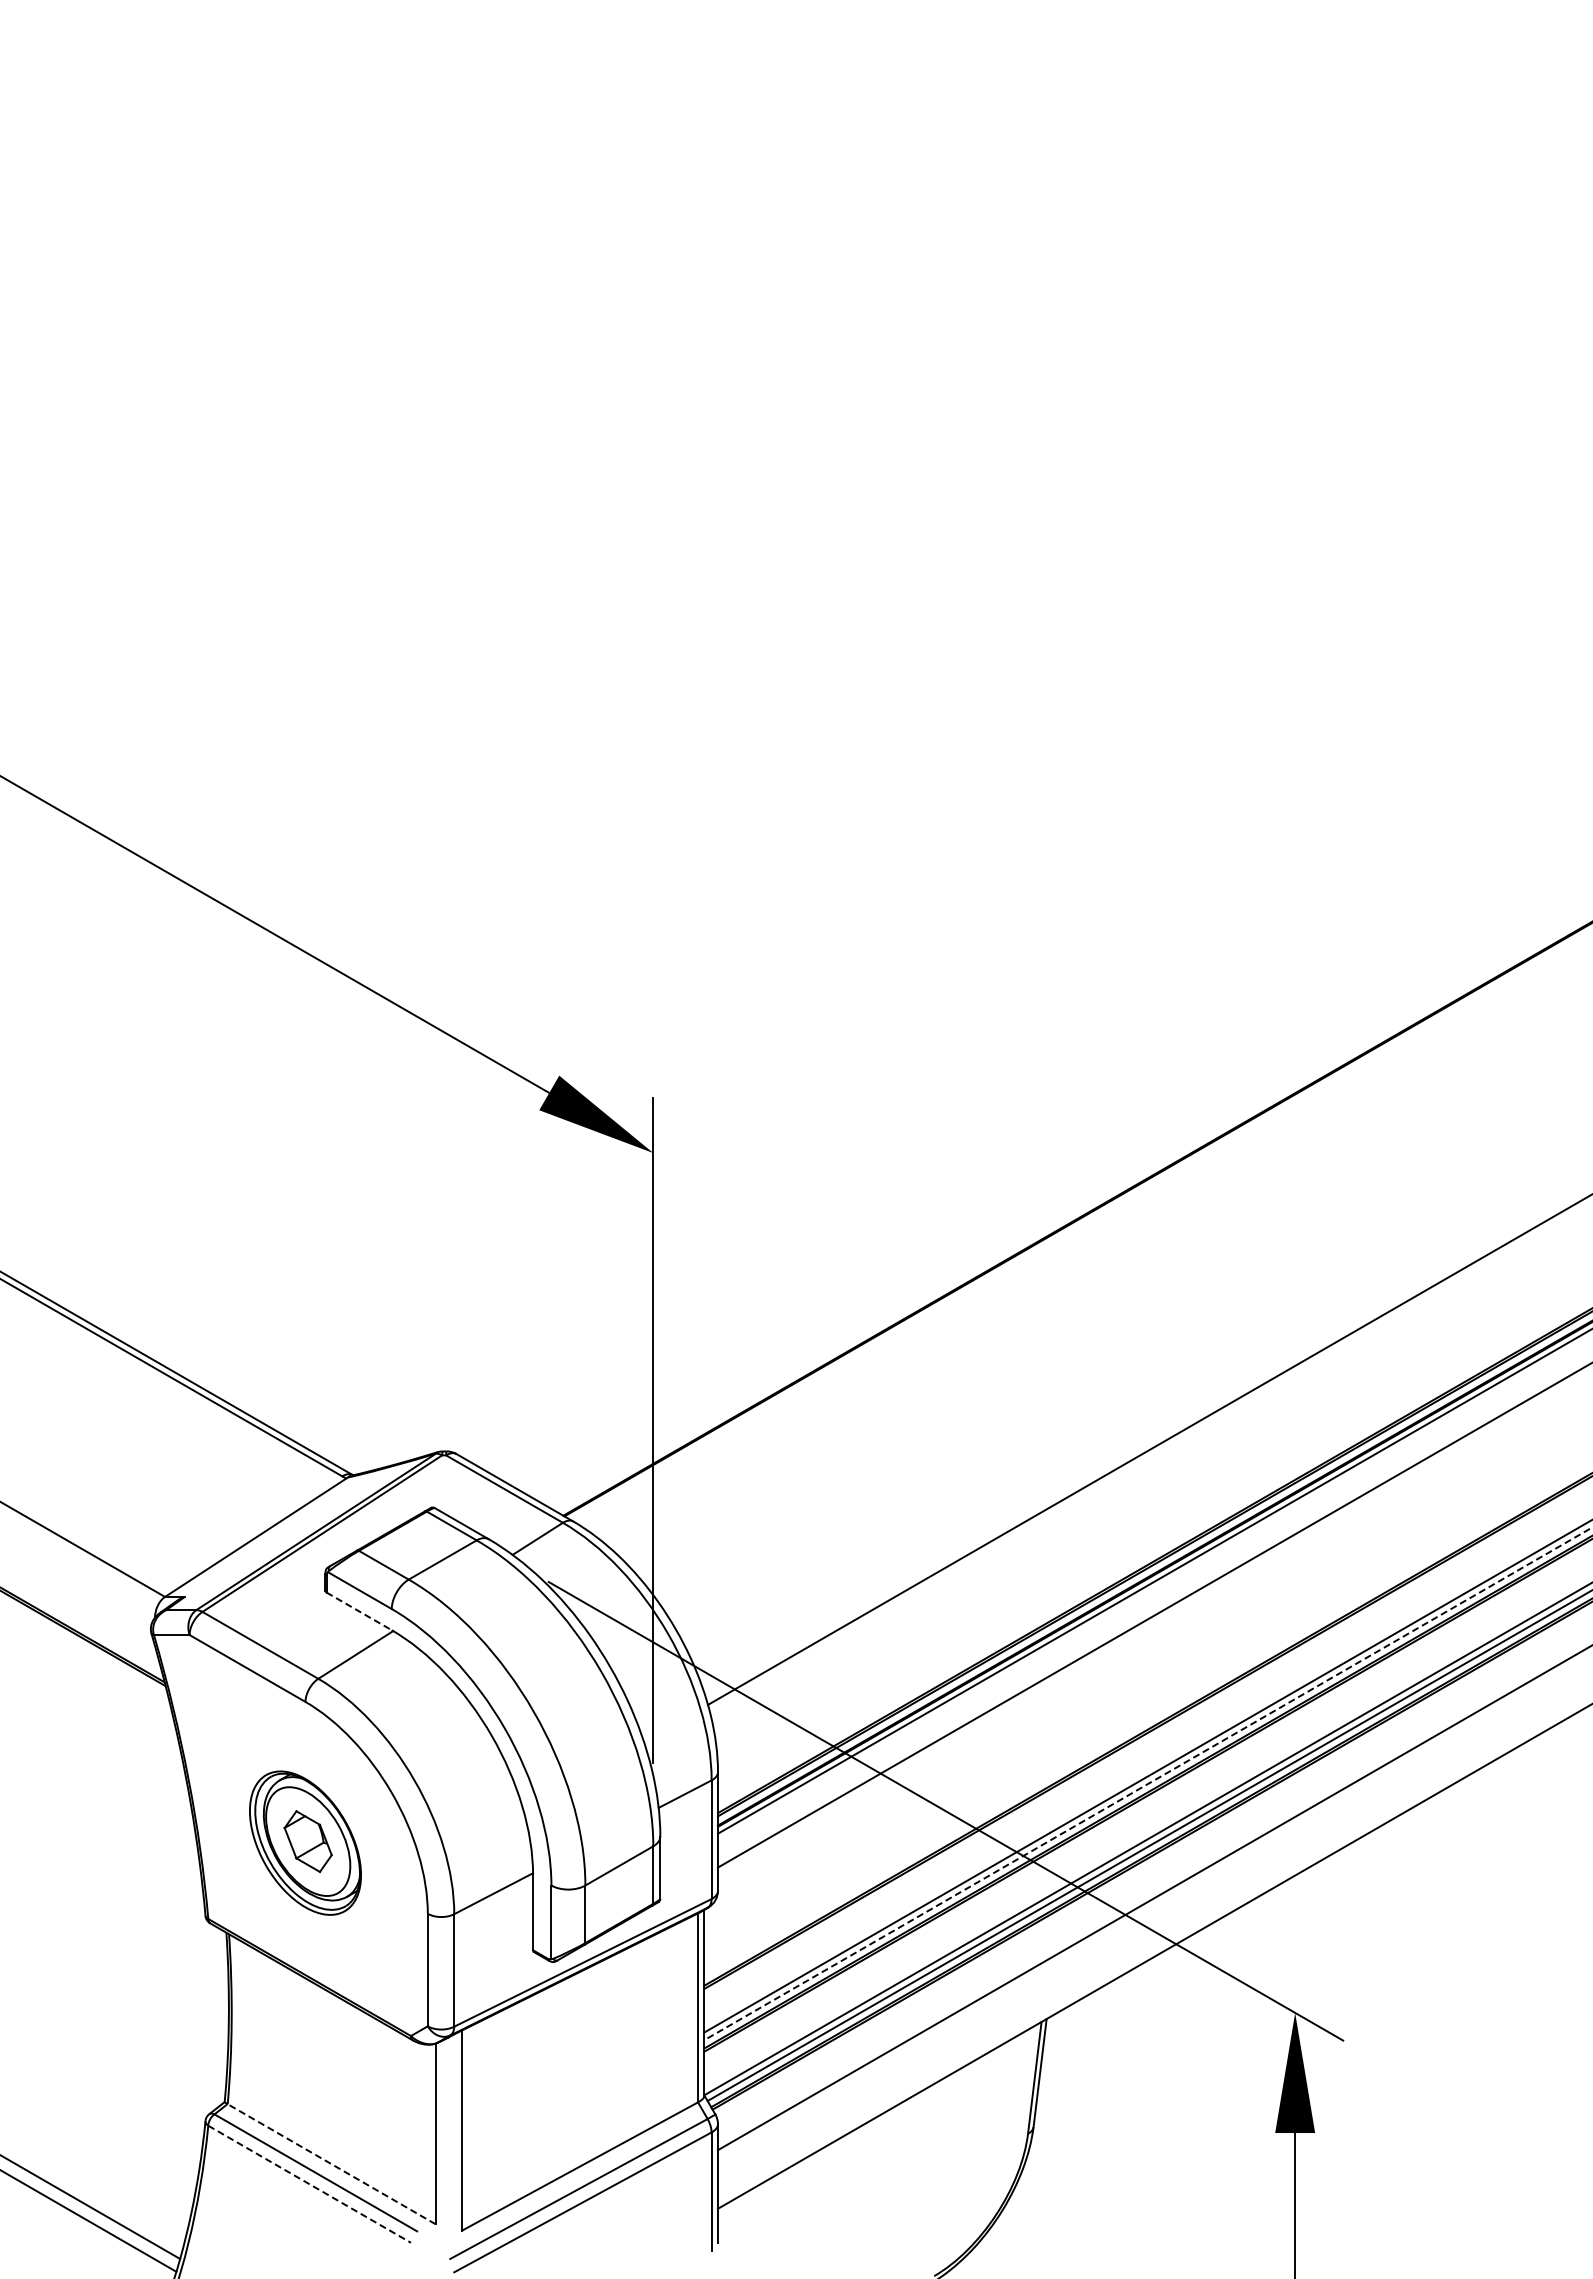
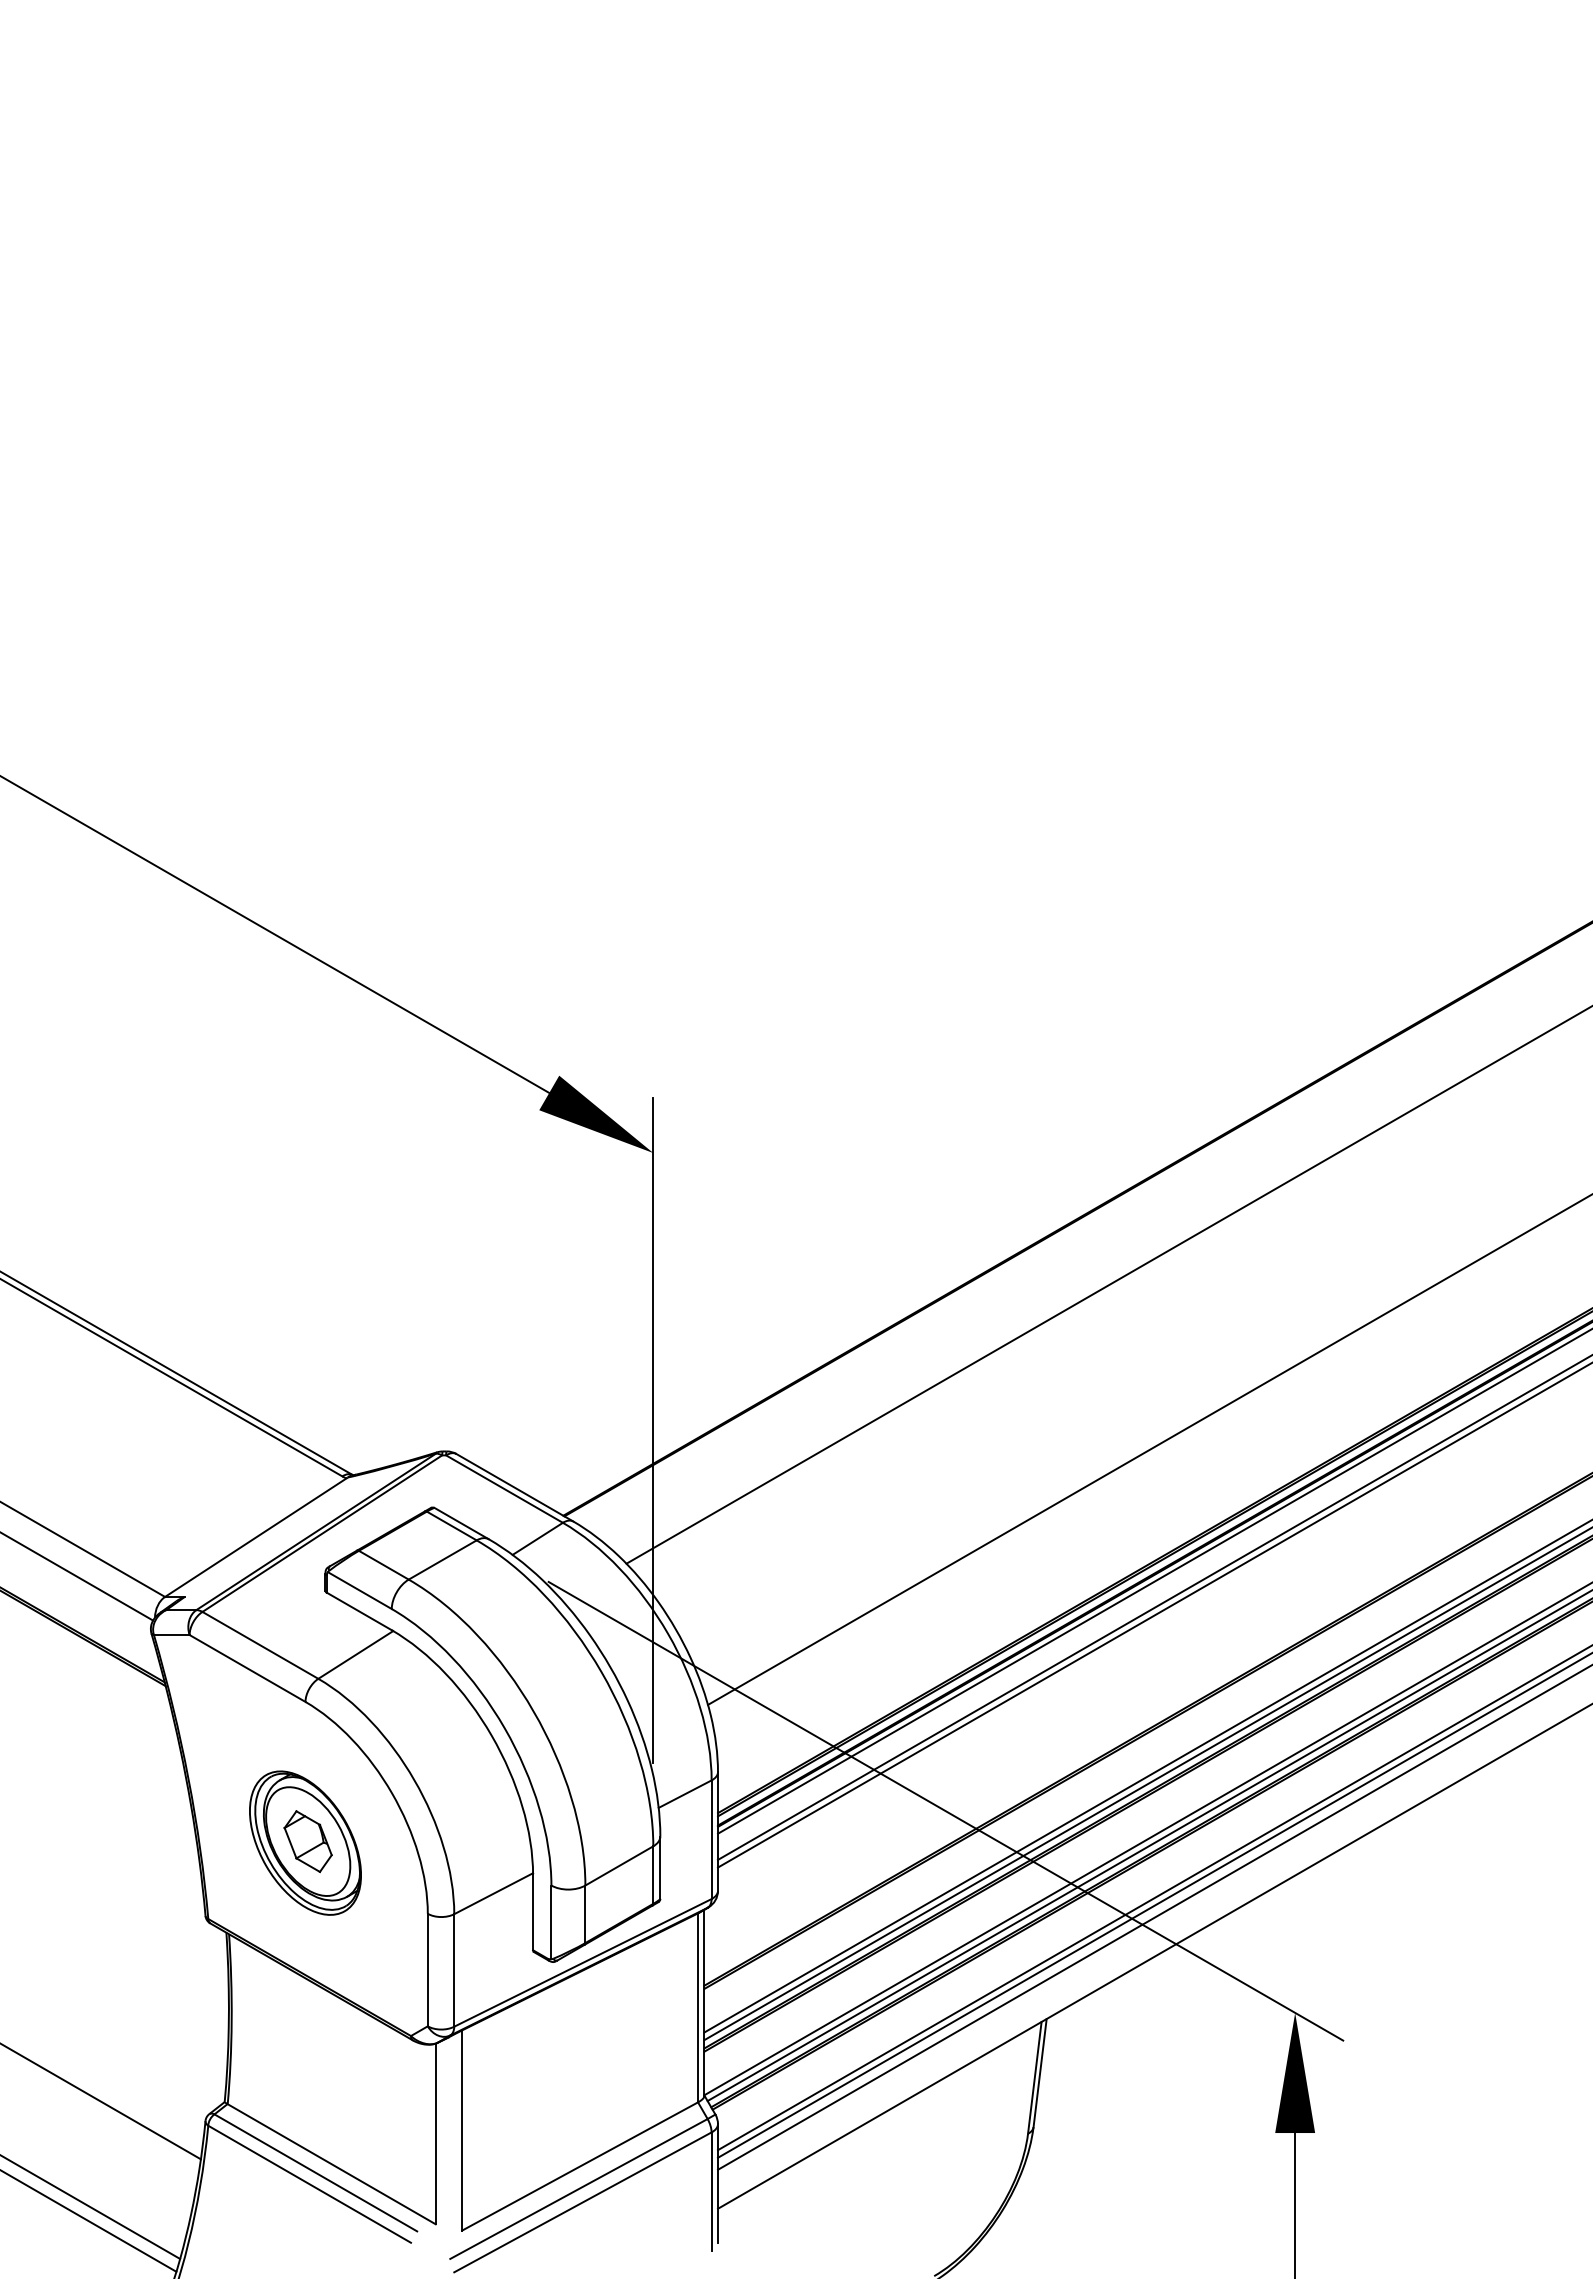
line: none -> present (1107, 1285)
line: none -> present (77, 1576)
line: none -> present (1153, 1607)
line: dashed -> solid (359, 1611)
line: dashed -> solid (1148, 1783)
line: none -> present (1153, 1905)
line: none -> present (1153, 1917)
line: none -> present (101, 2101)
line: dashed -> solid (331, 2163)
line: dashed -> solid (310, 2184)
